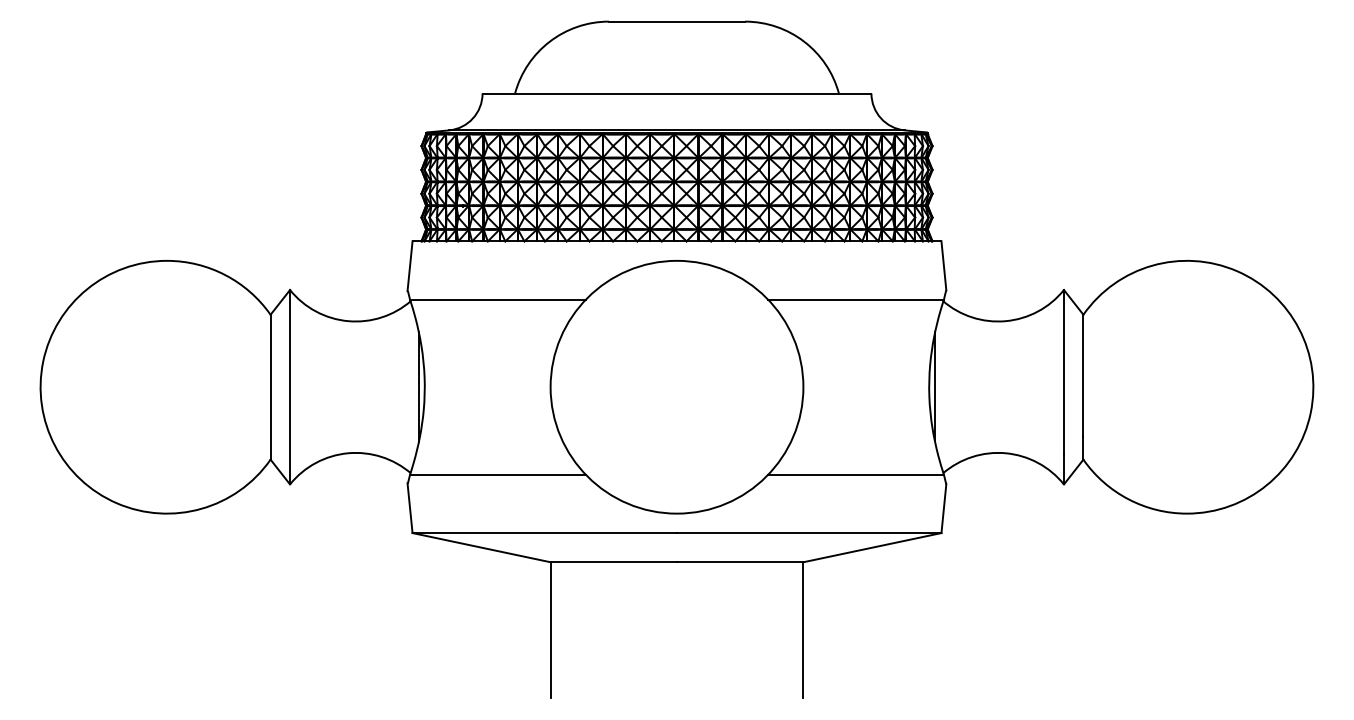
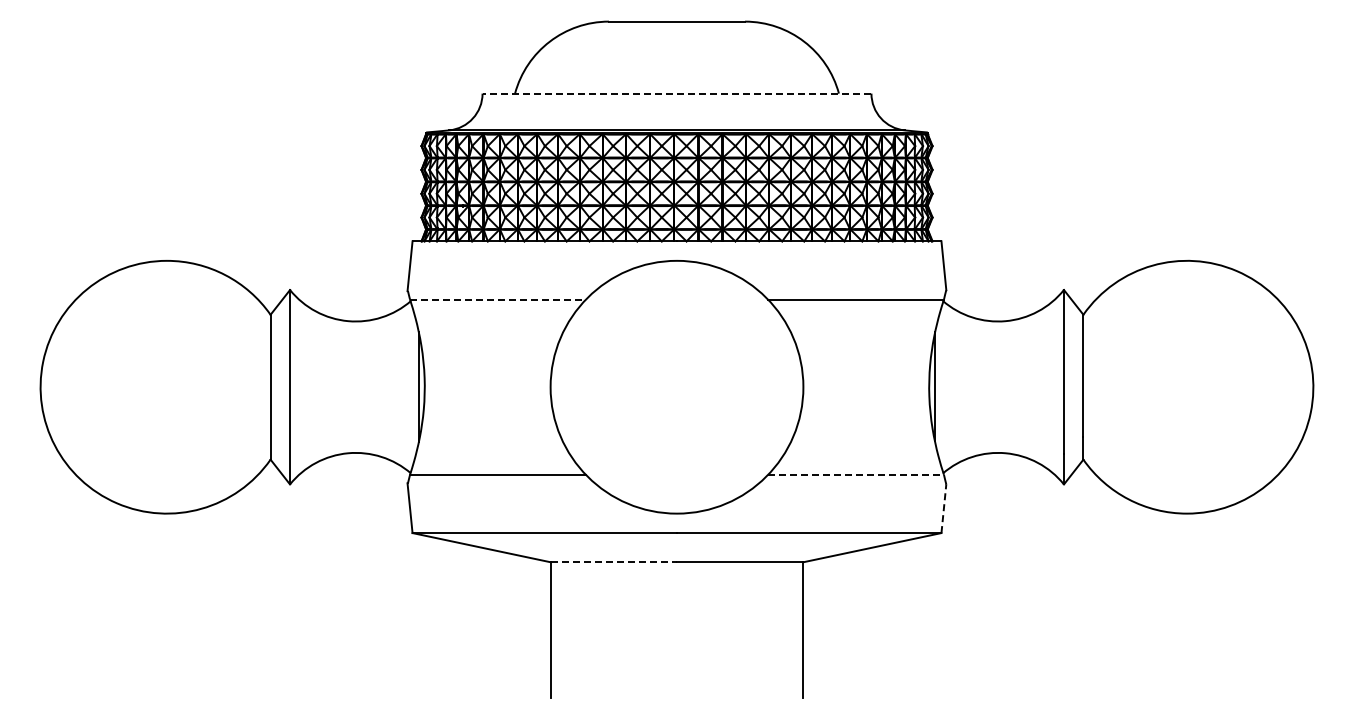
line: solid -> dashed (676, 93)
line: solid -> dashed (497, 299)
line: solid -> dashed (856, 474)
line: solid -> dashed (943, 508)
line: solid -> dashed (614, 562)
